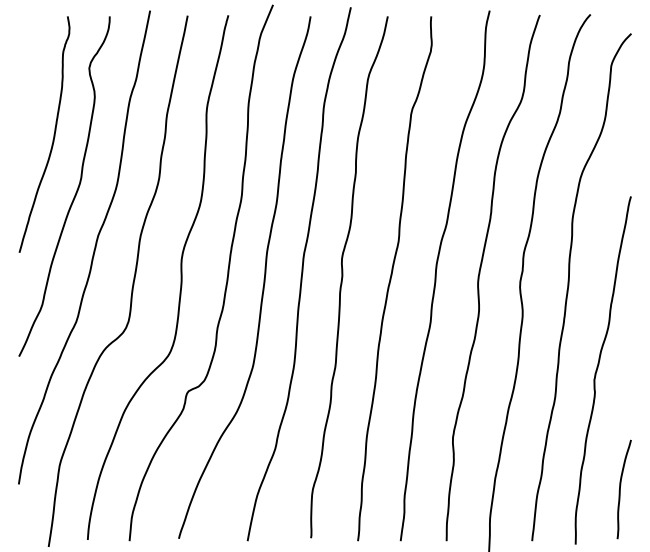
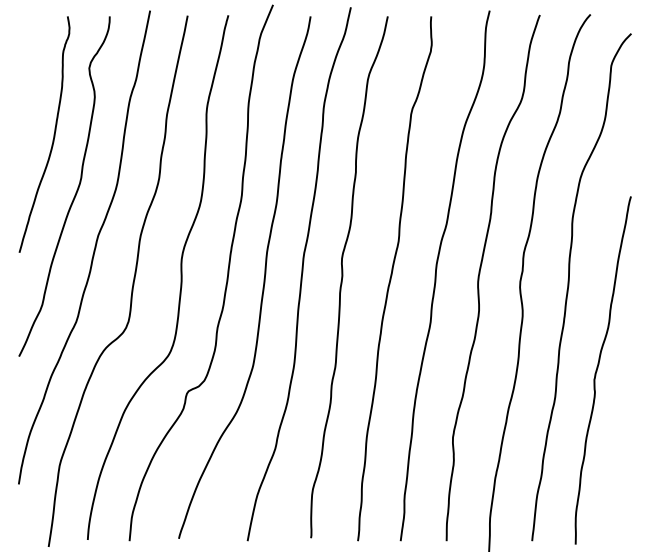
curve: present -> none (620, 489)
